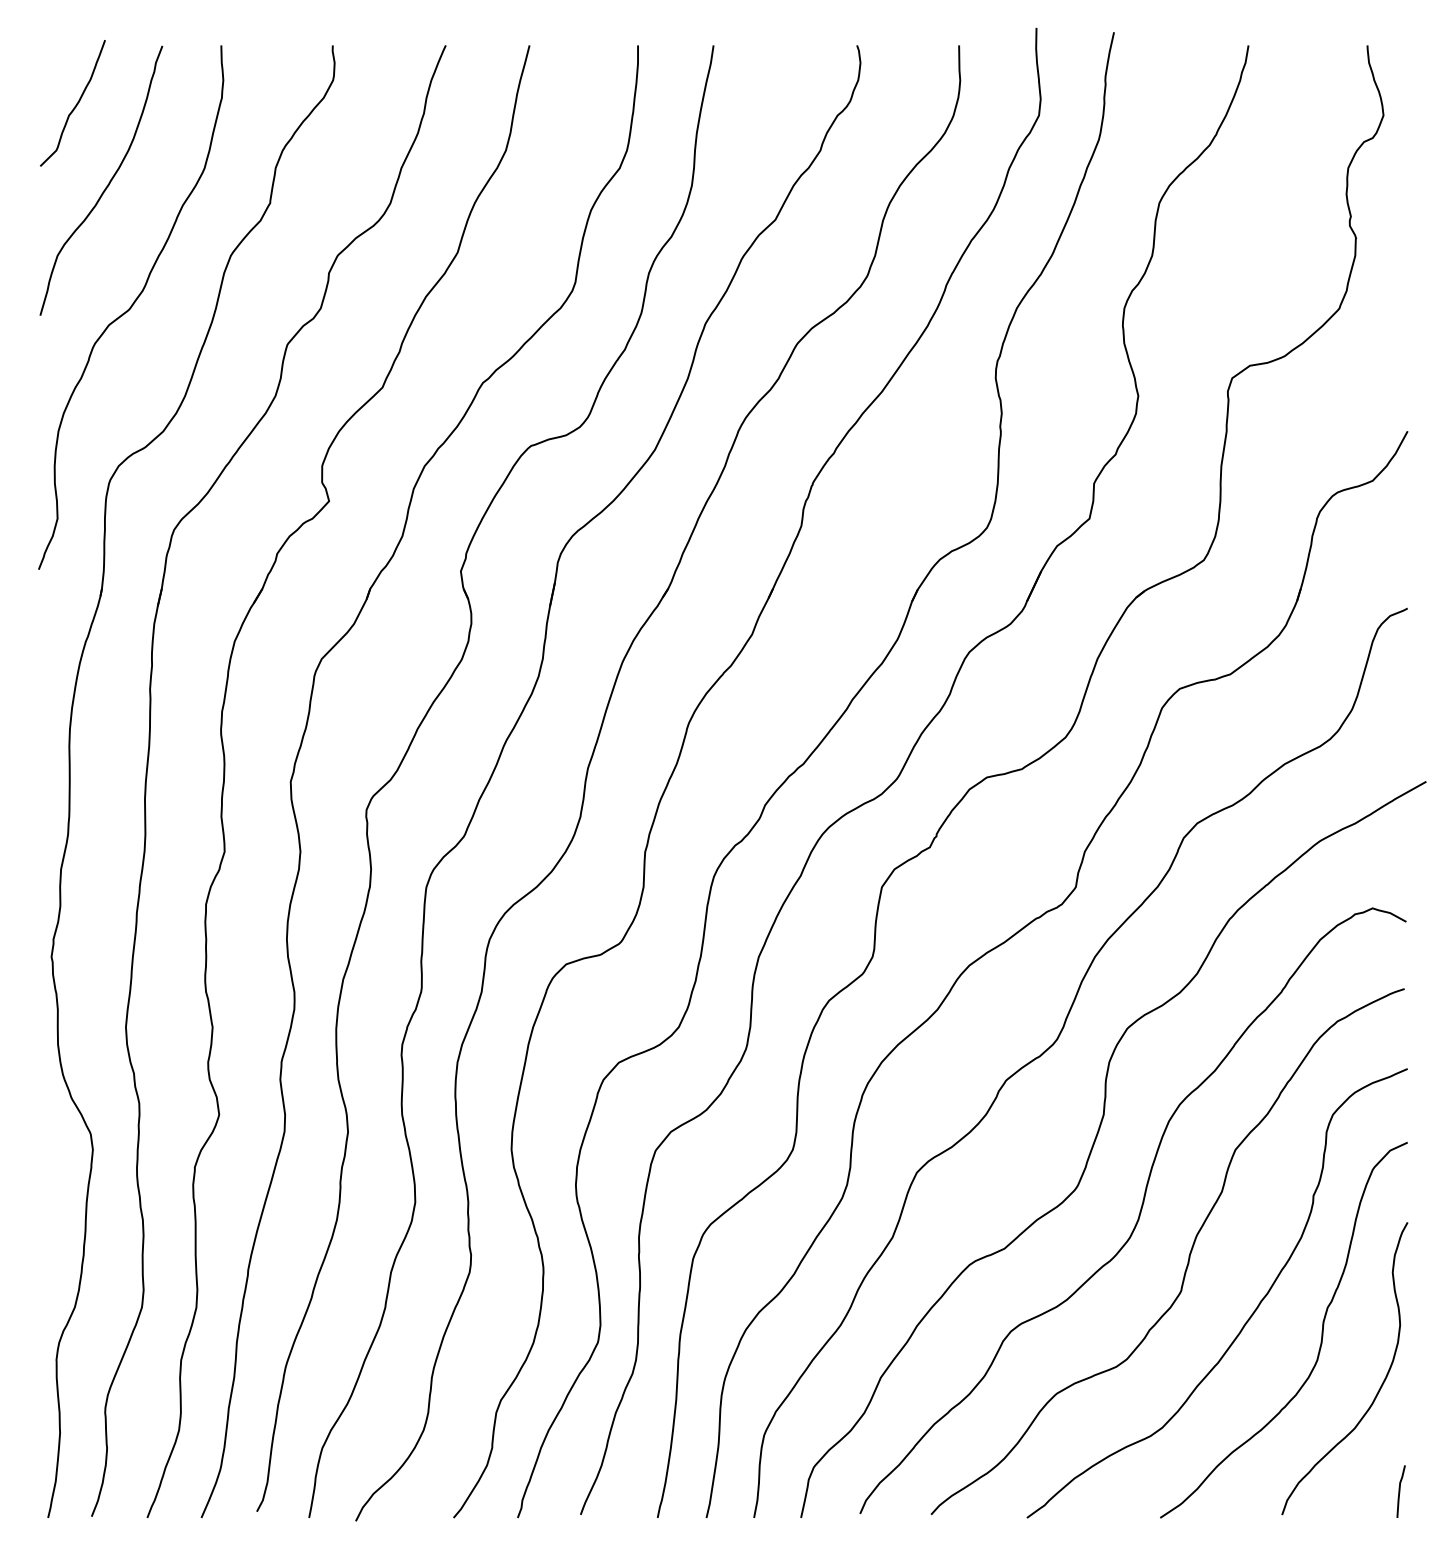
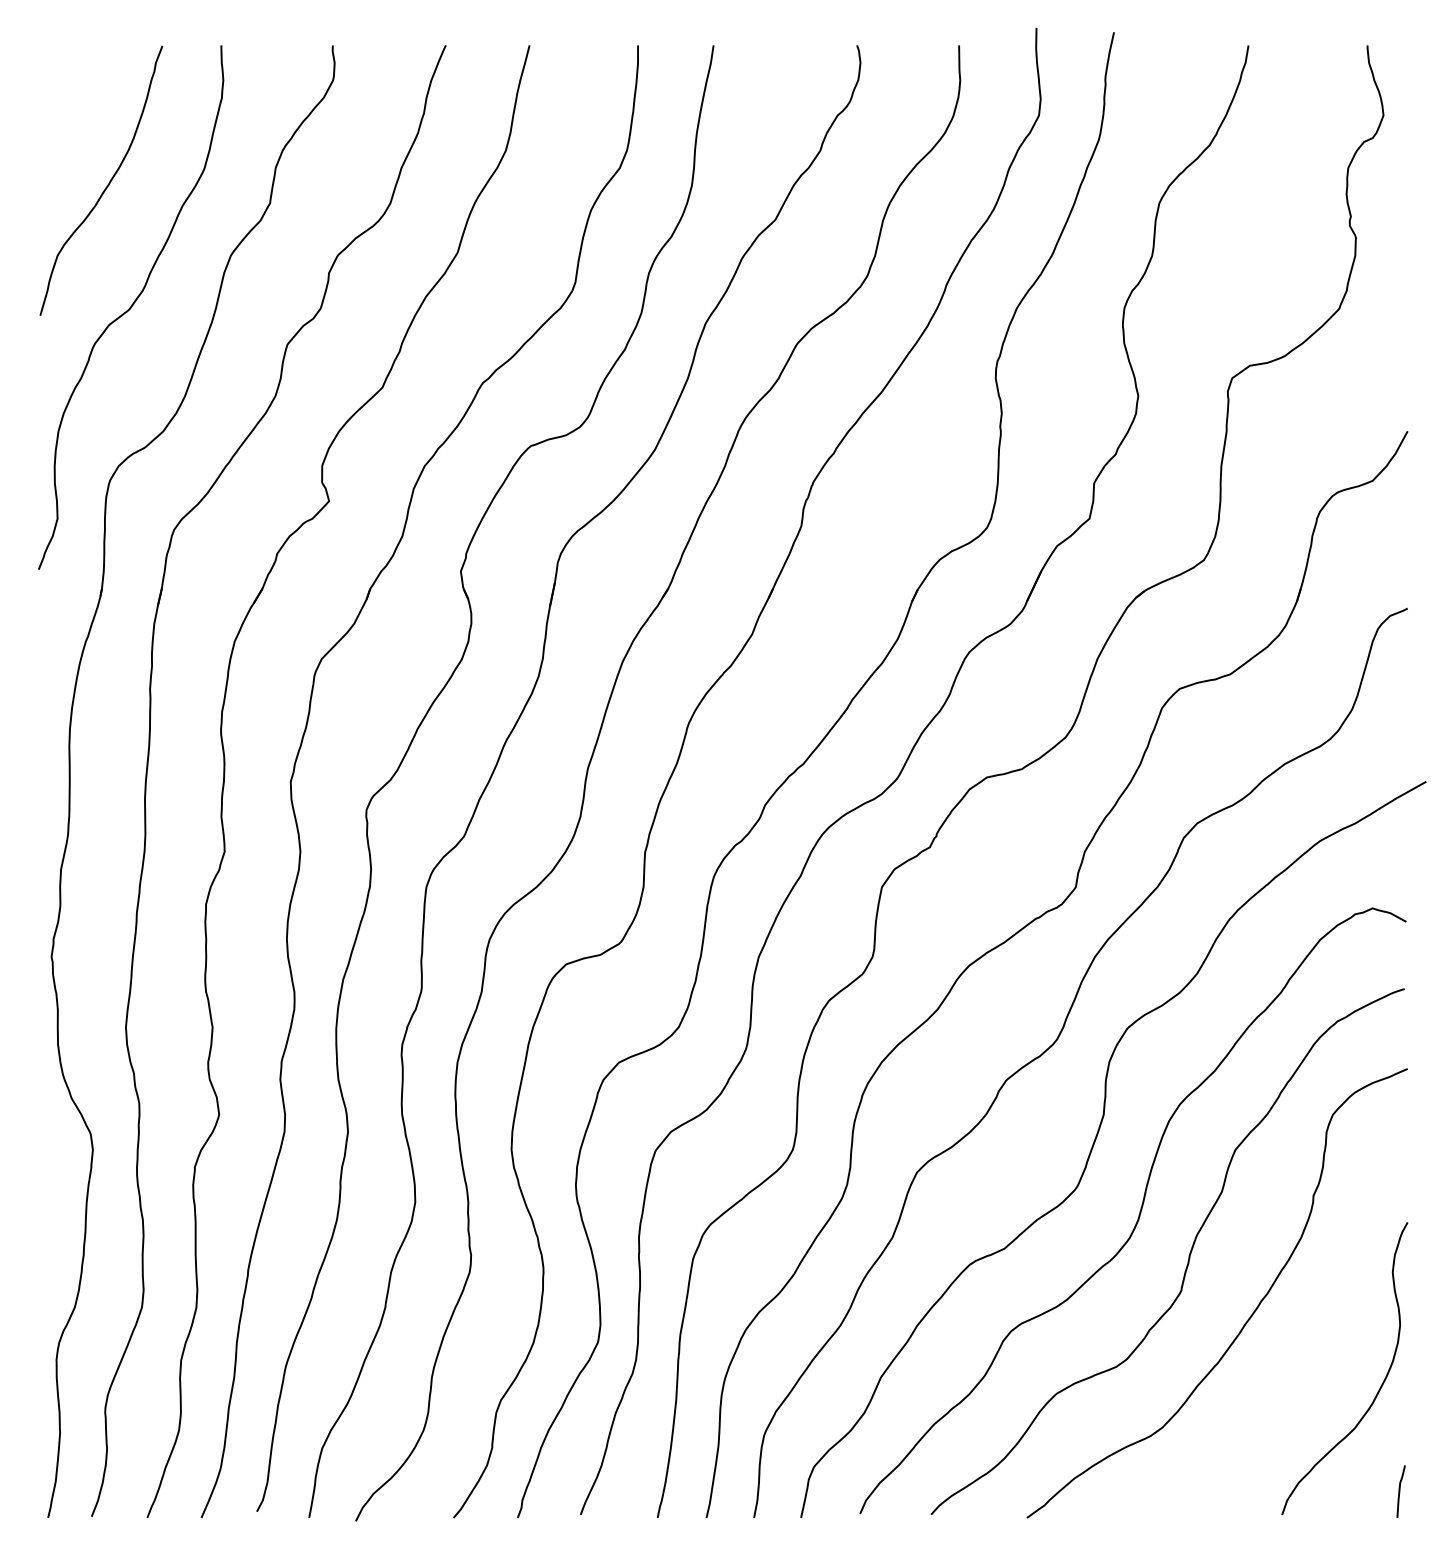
curve: present -> none (75, 105)
curve: present -> none (1321, 1330)
